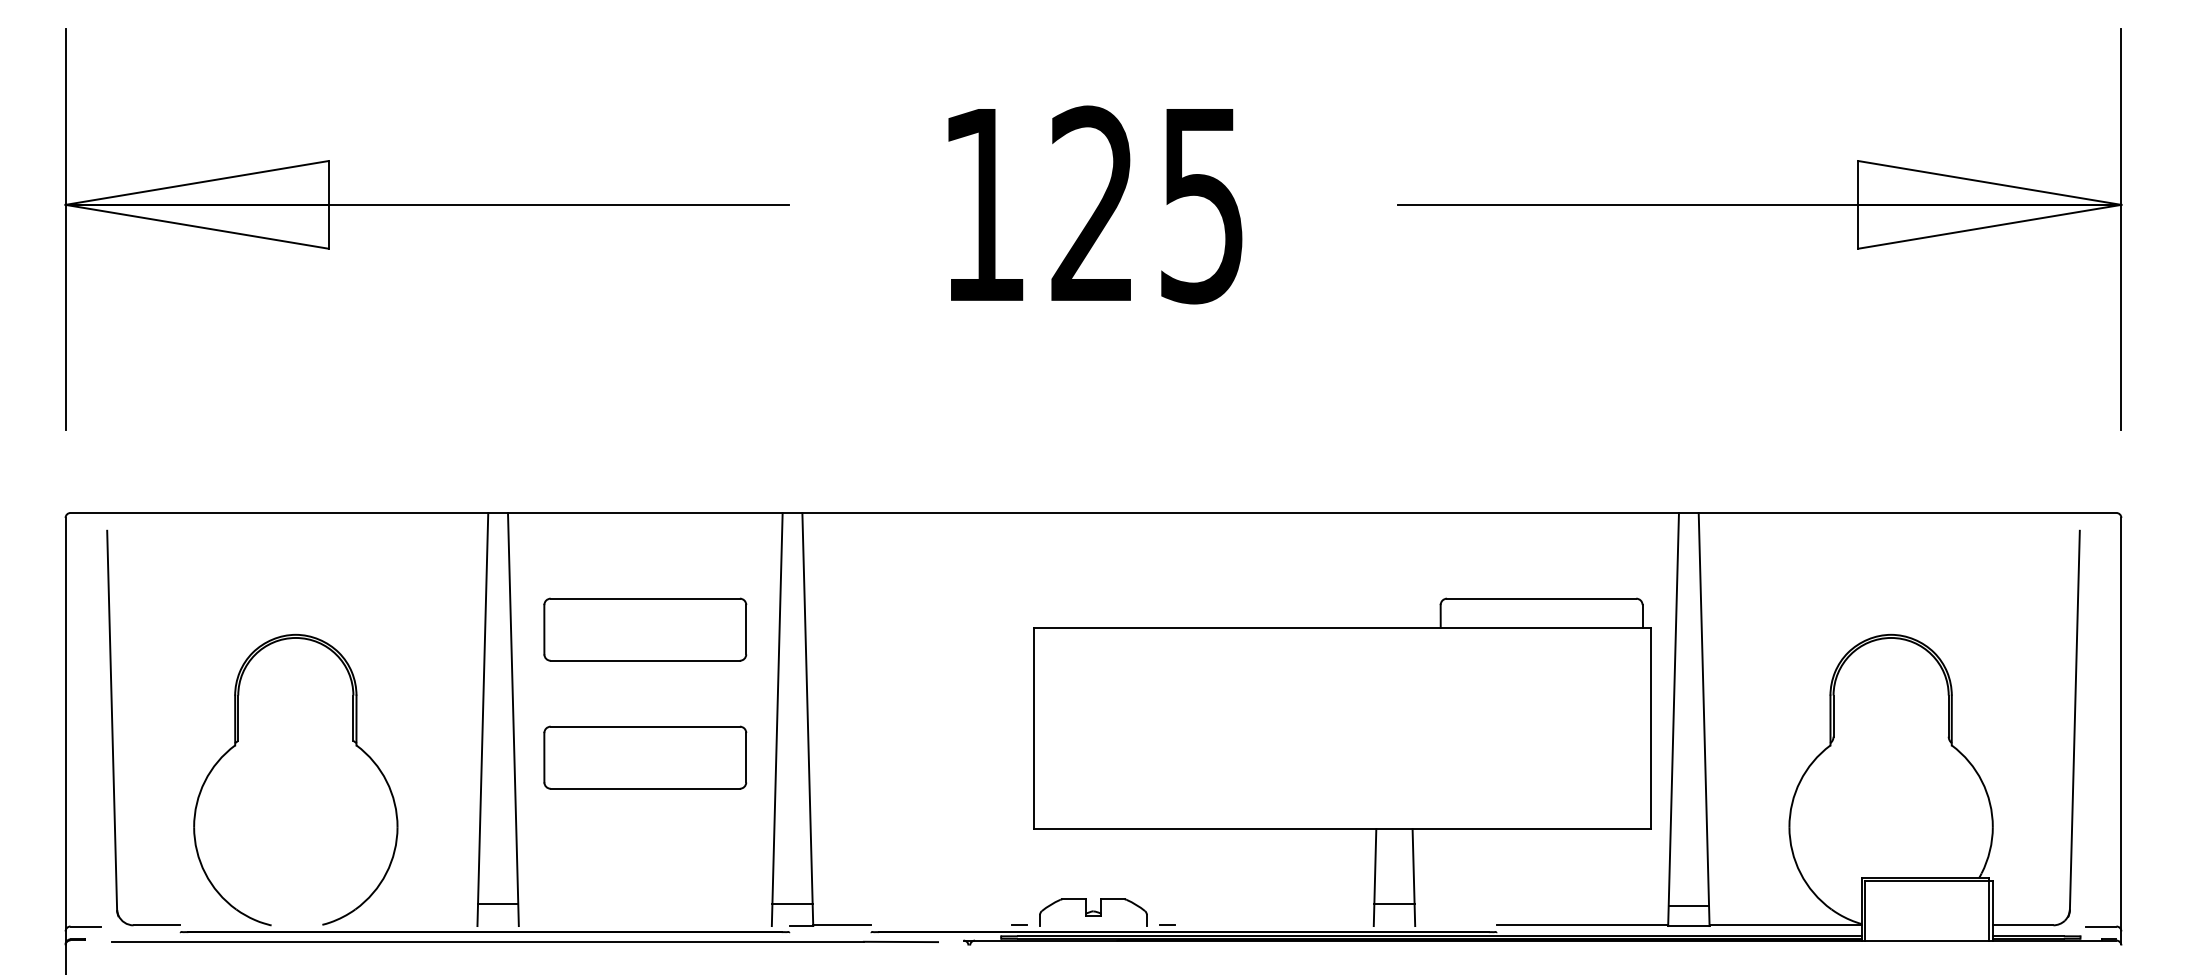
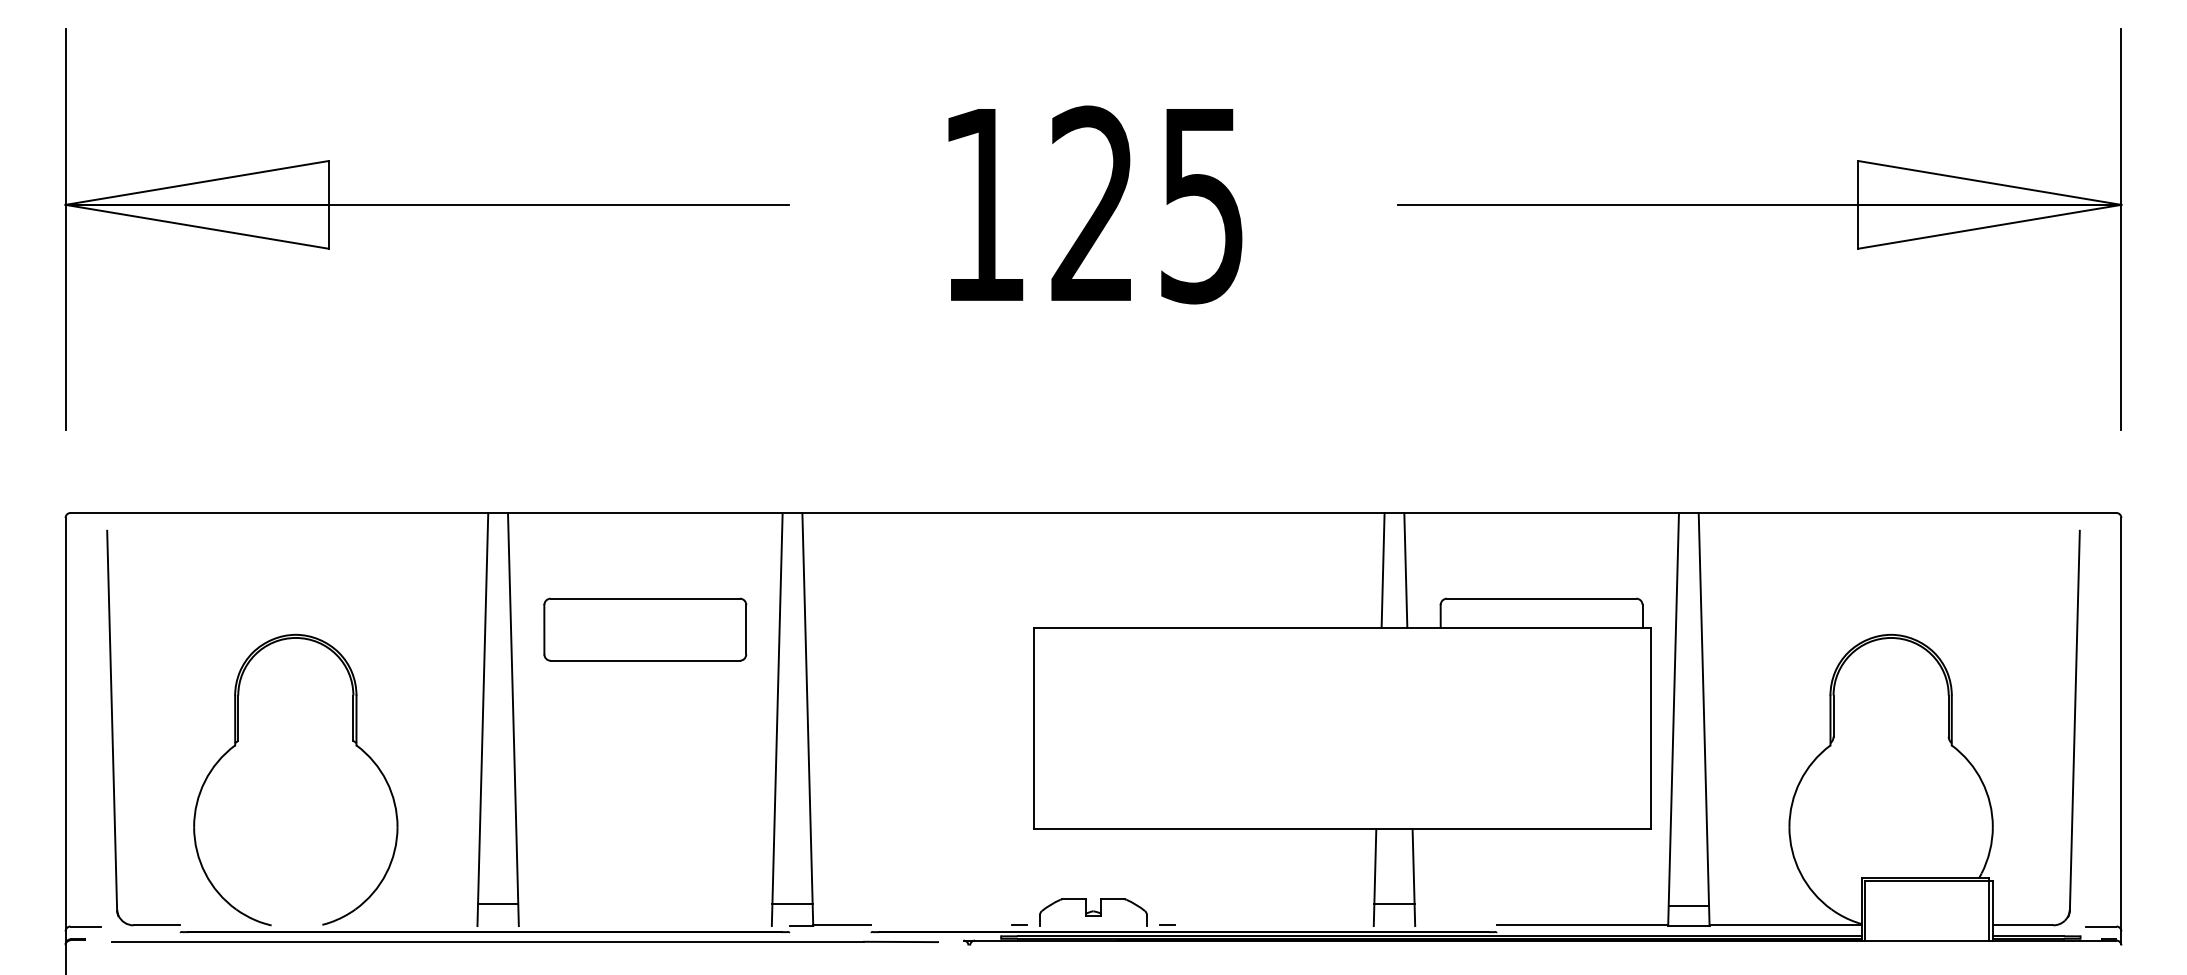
line: none -> present (1382, 569)
line: none -> present (1405, 569)
part: present -> none (645, 757)
